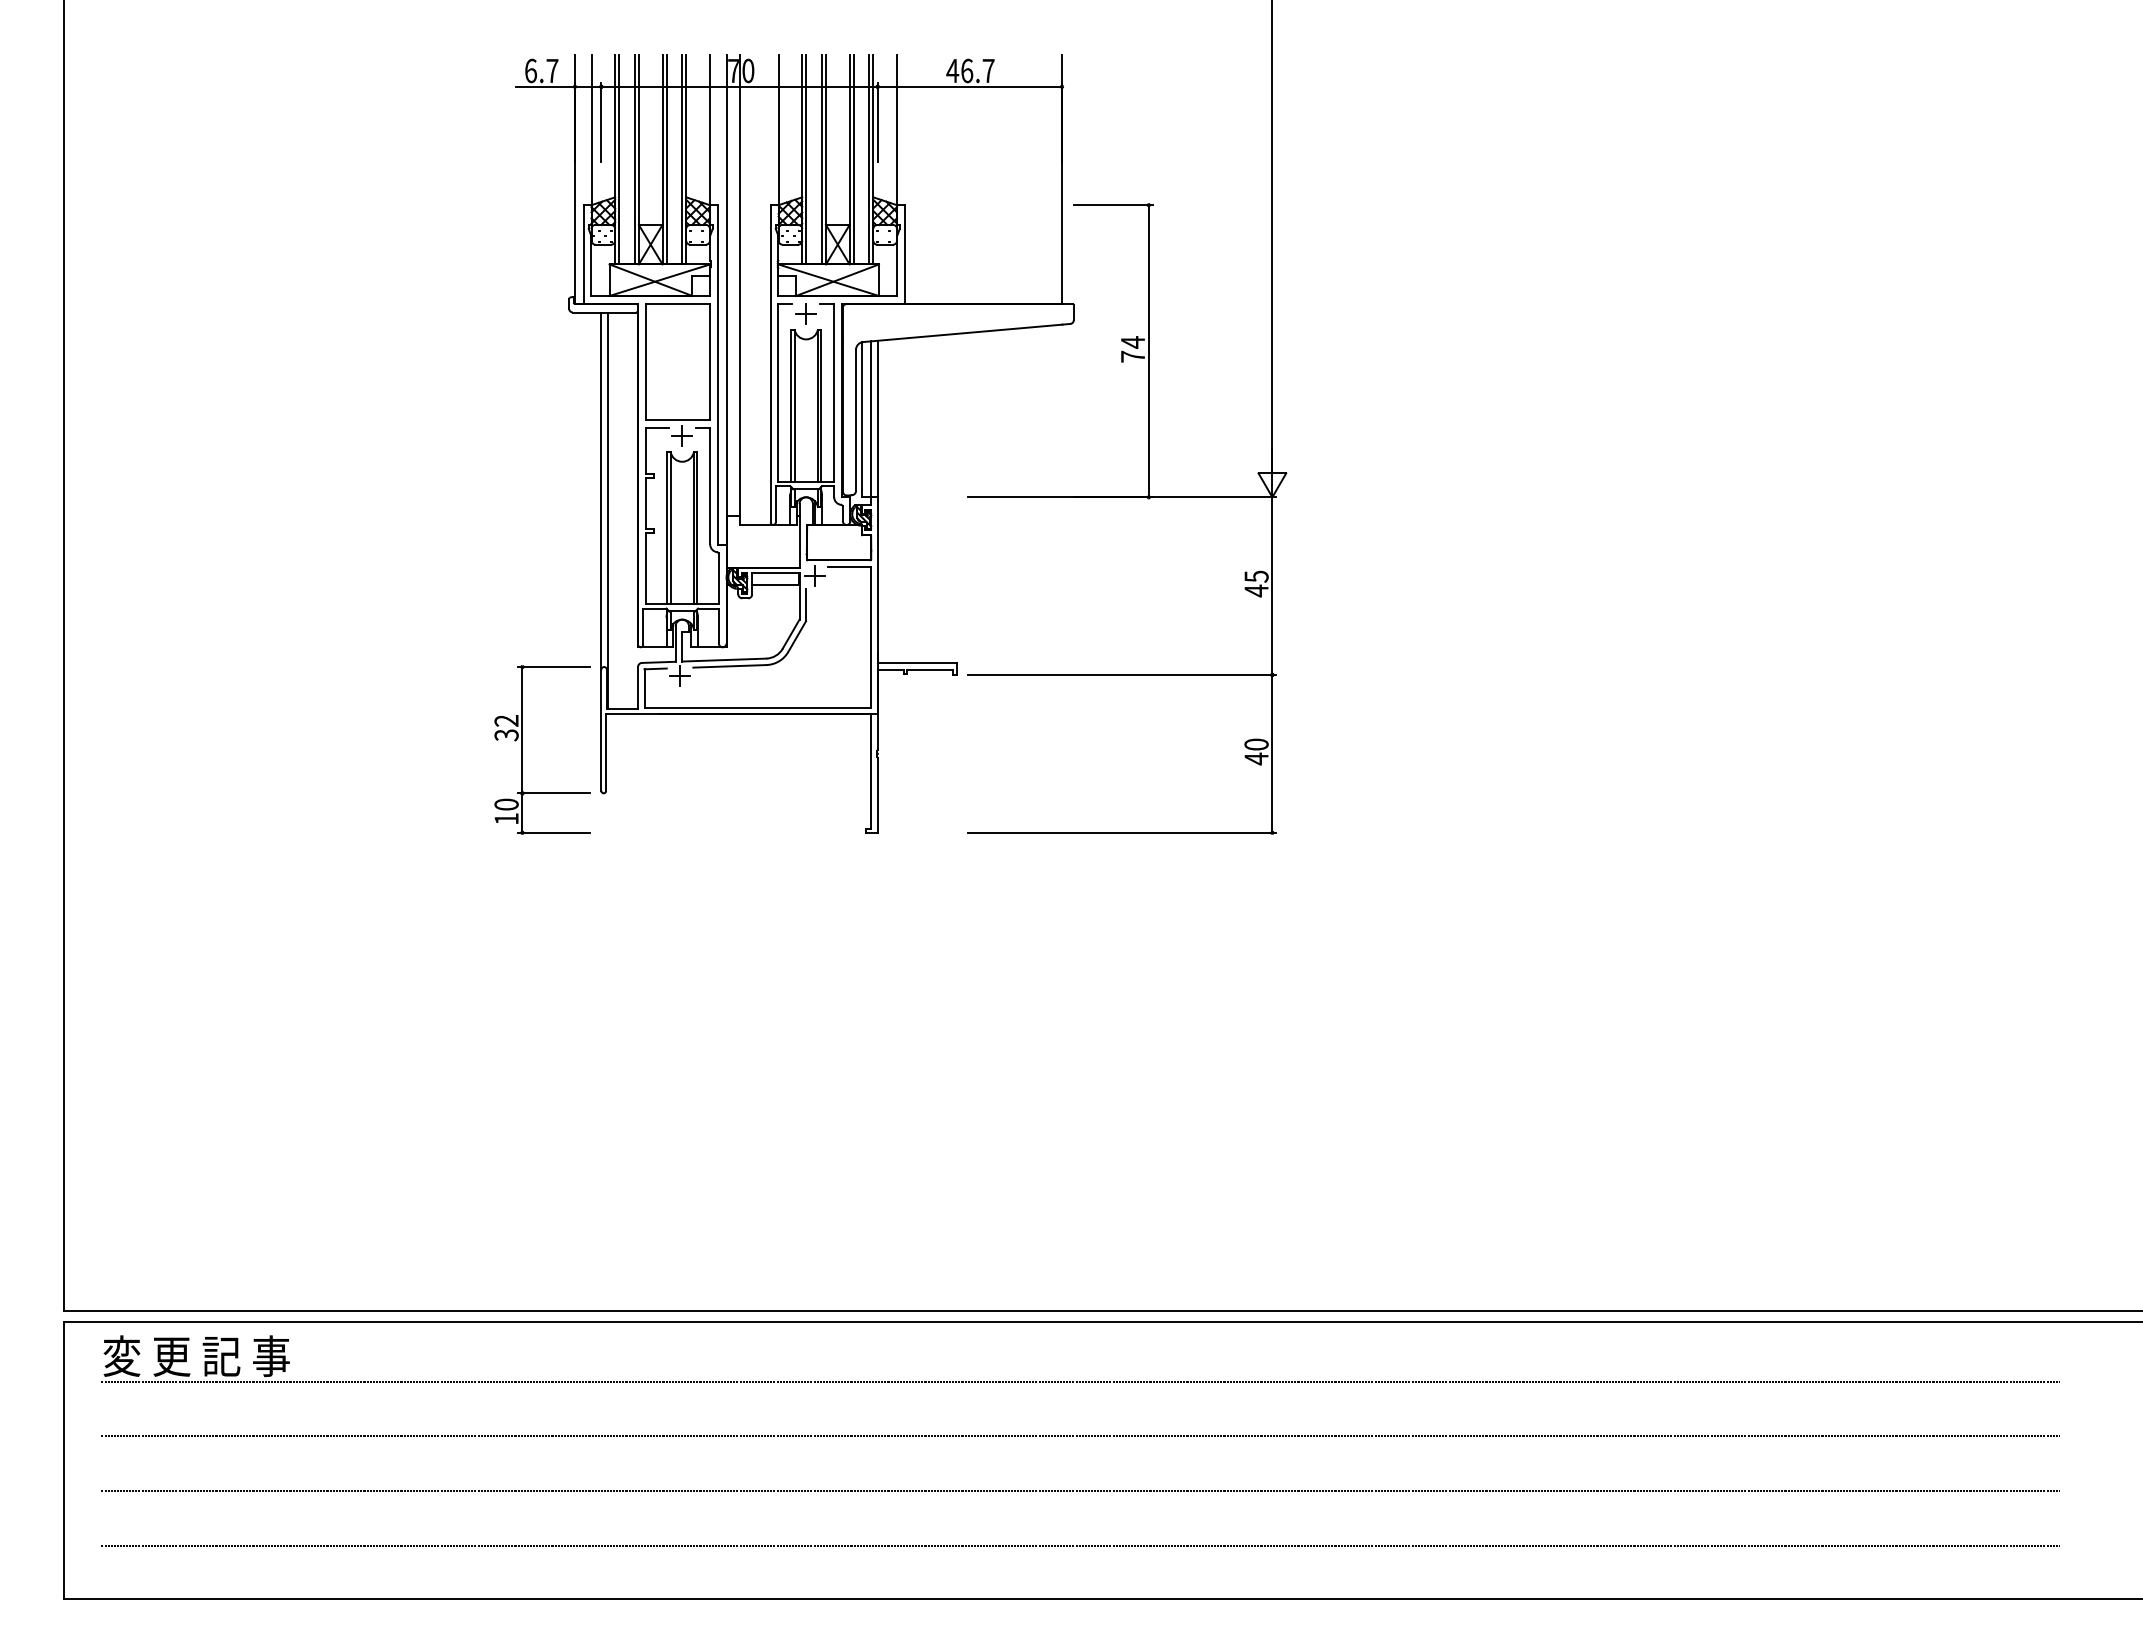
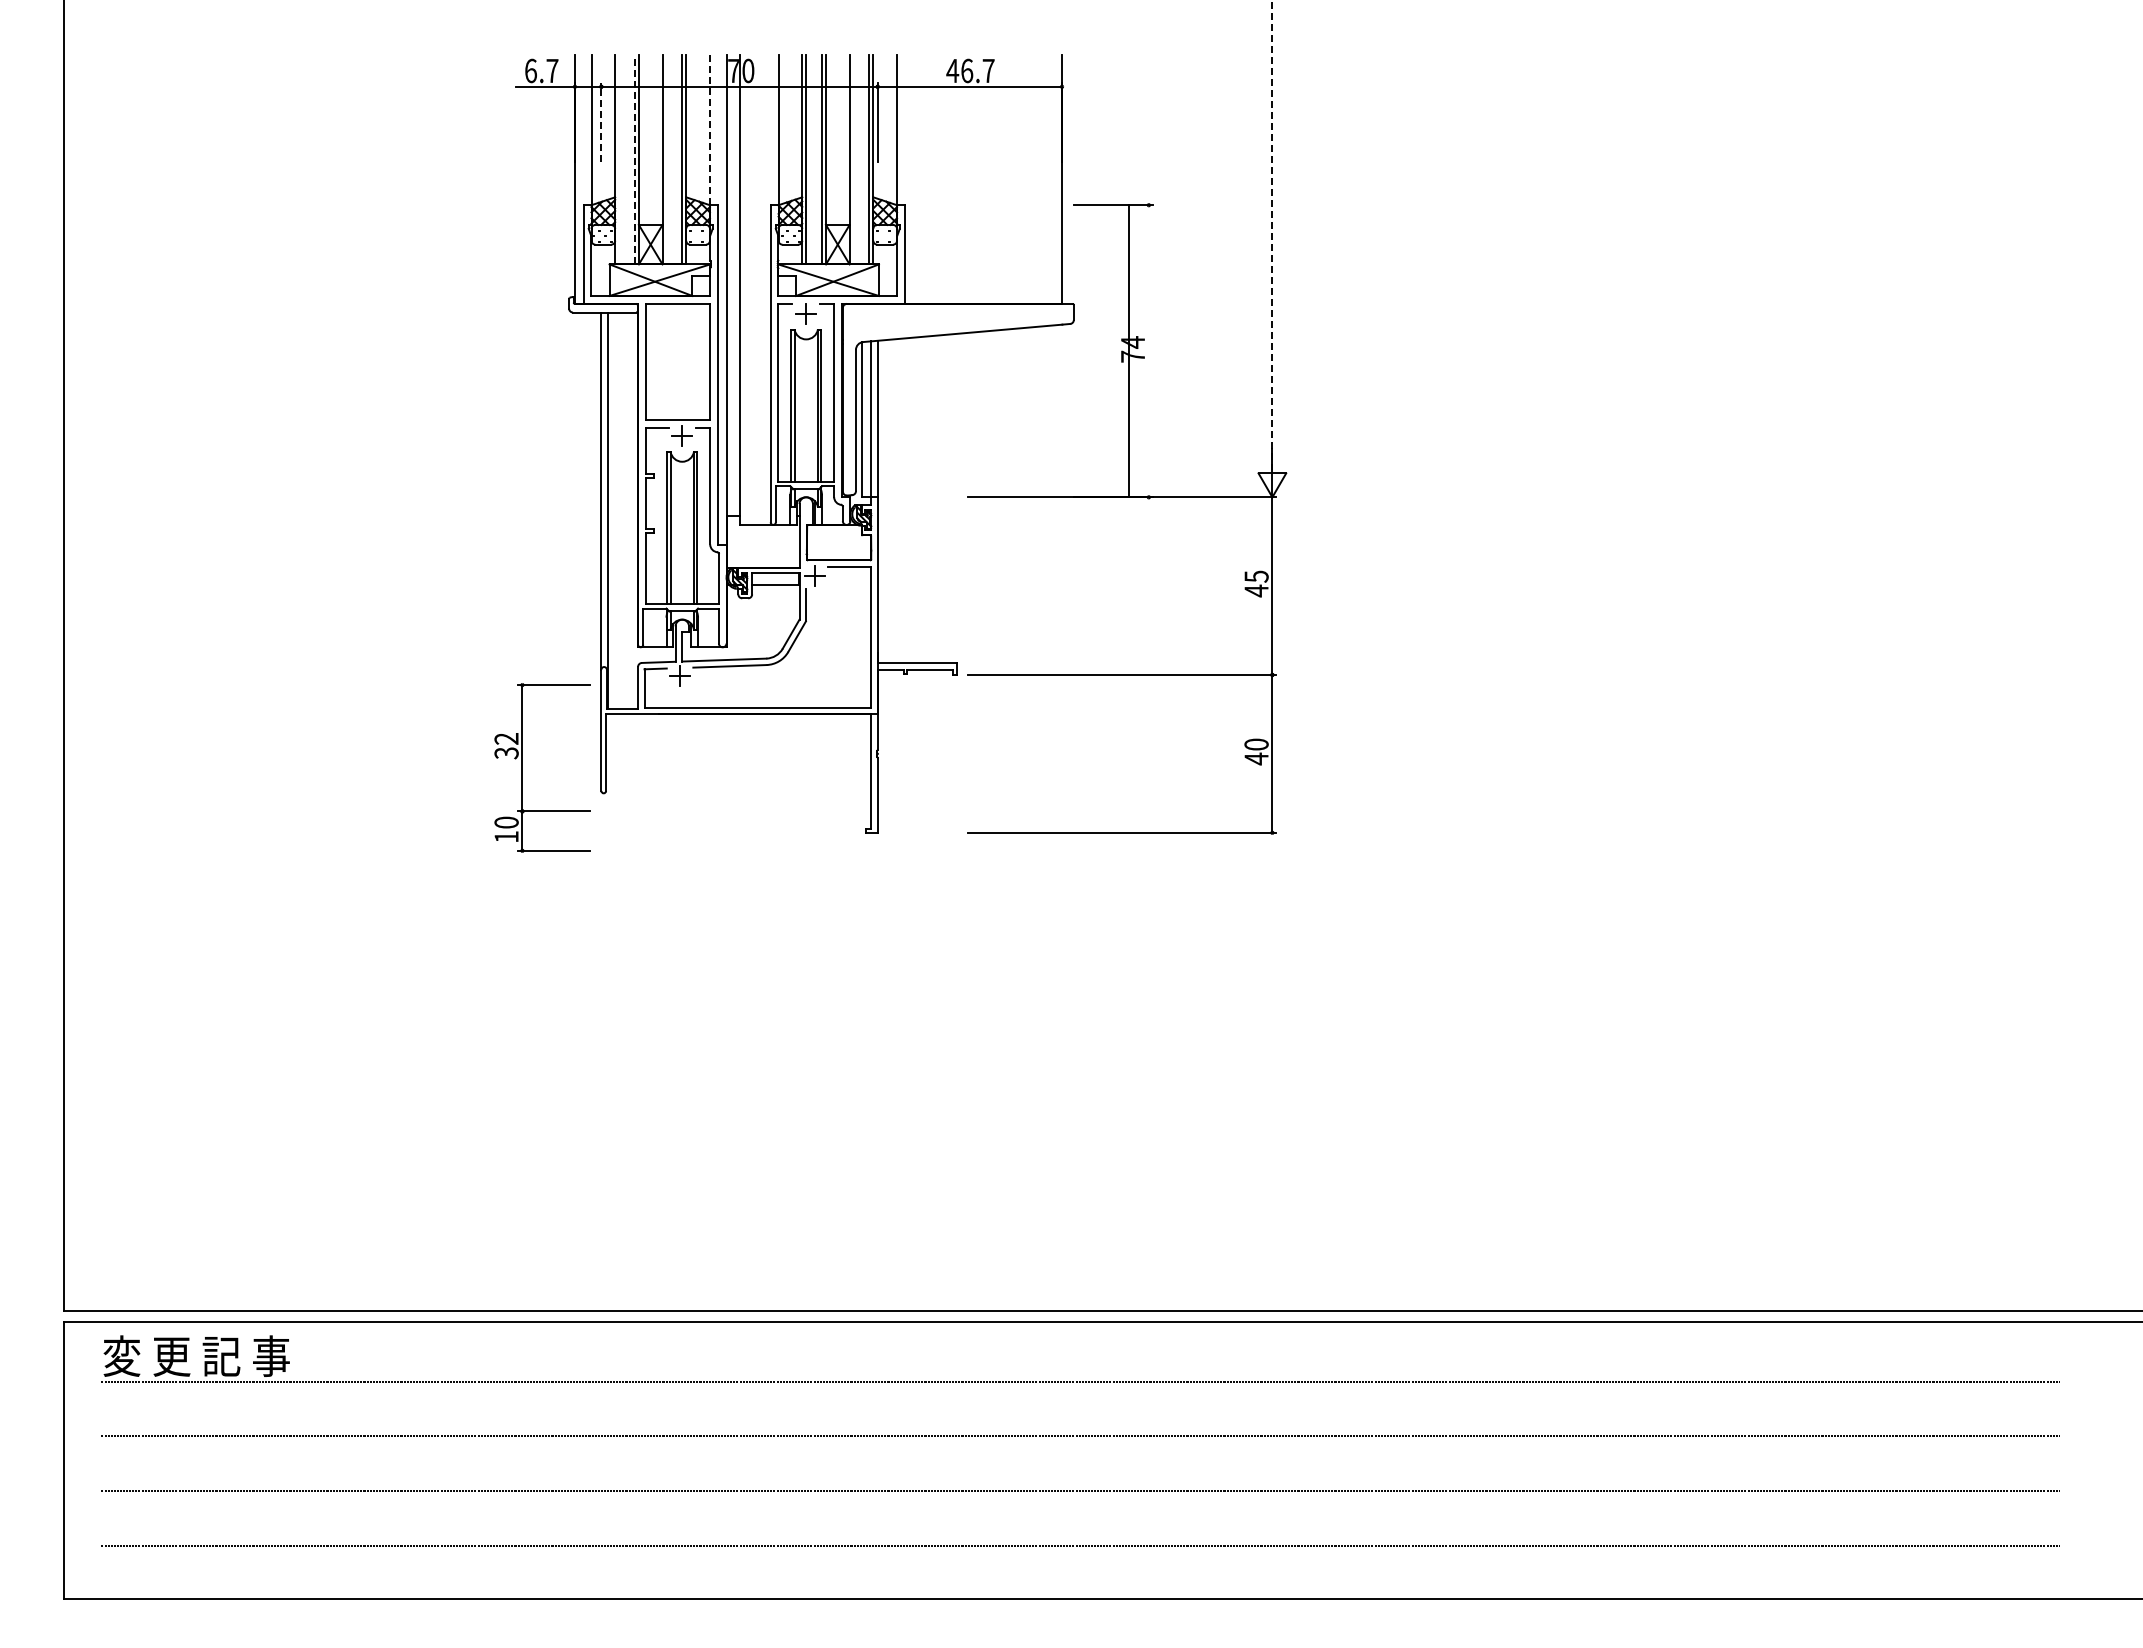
line: solid -> dashed (601, 122)
line: solid -> dashed (709, 131)
line: present -> none (619, 159)
line: solid -> dashed (634, 159)
line: present -> none (666, 159)
line: present -> none (853, 159)
line: solid -> dashed (1272, 235)
line position: (1148, 351) -> (1128, 351) (1128, 351)
part position: (522, 749) -> (522, 767) (522, 767)
